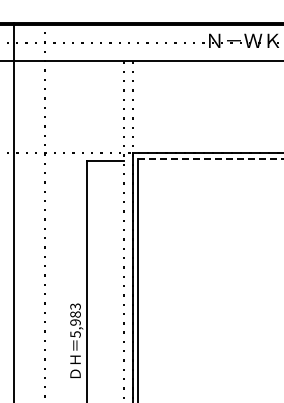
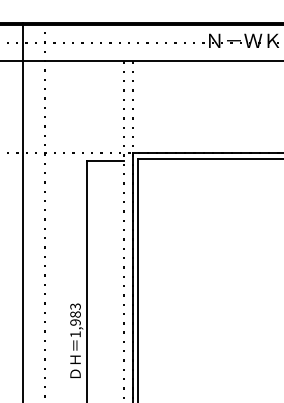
line: dashed -> solid (211, 158)
line position: (13, 210) -> (22, 210) (22, 210)
text: 5,983 -> 1,983 (75, 334)
